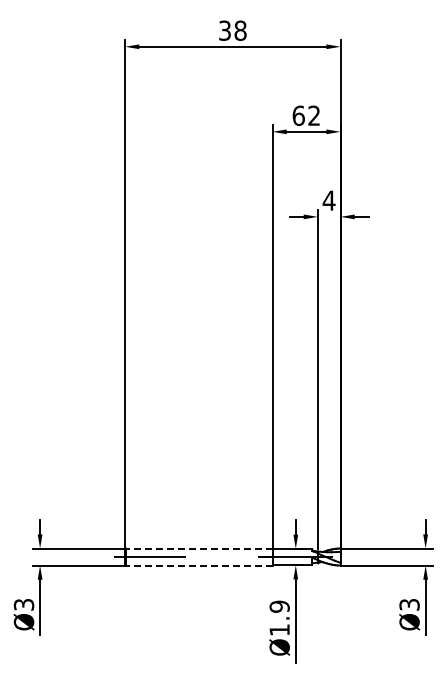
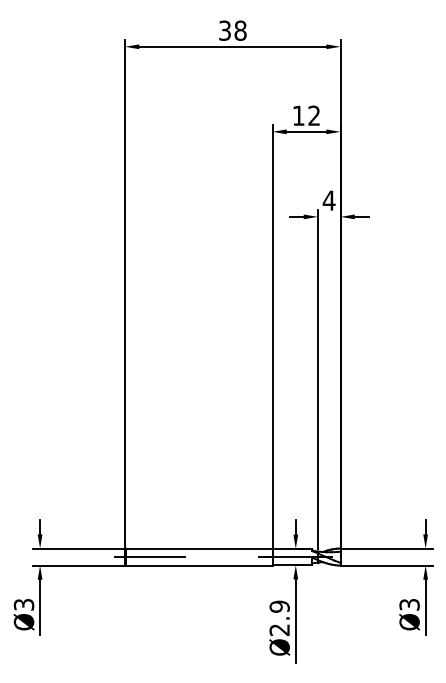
text: 62 -> 12 (298, 115)
line: dashed -> solid (198, 548)
line: dashed -> solid (198, 565)
text: Ø1.9 -> Ø2.9 (279, 629)
